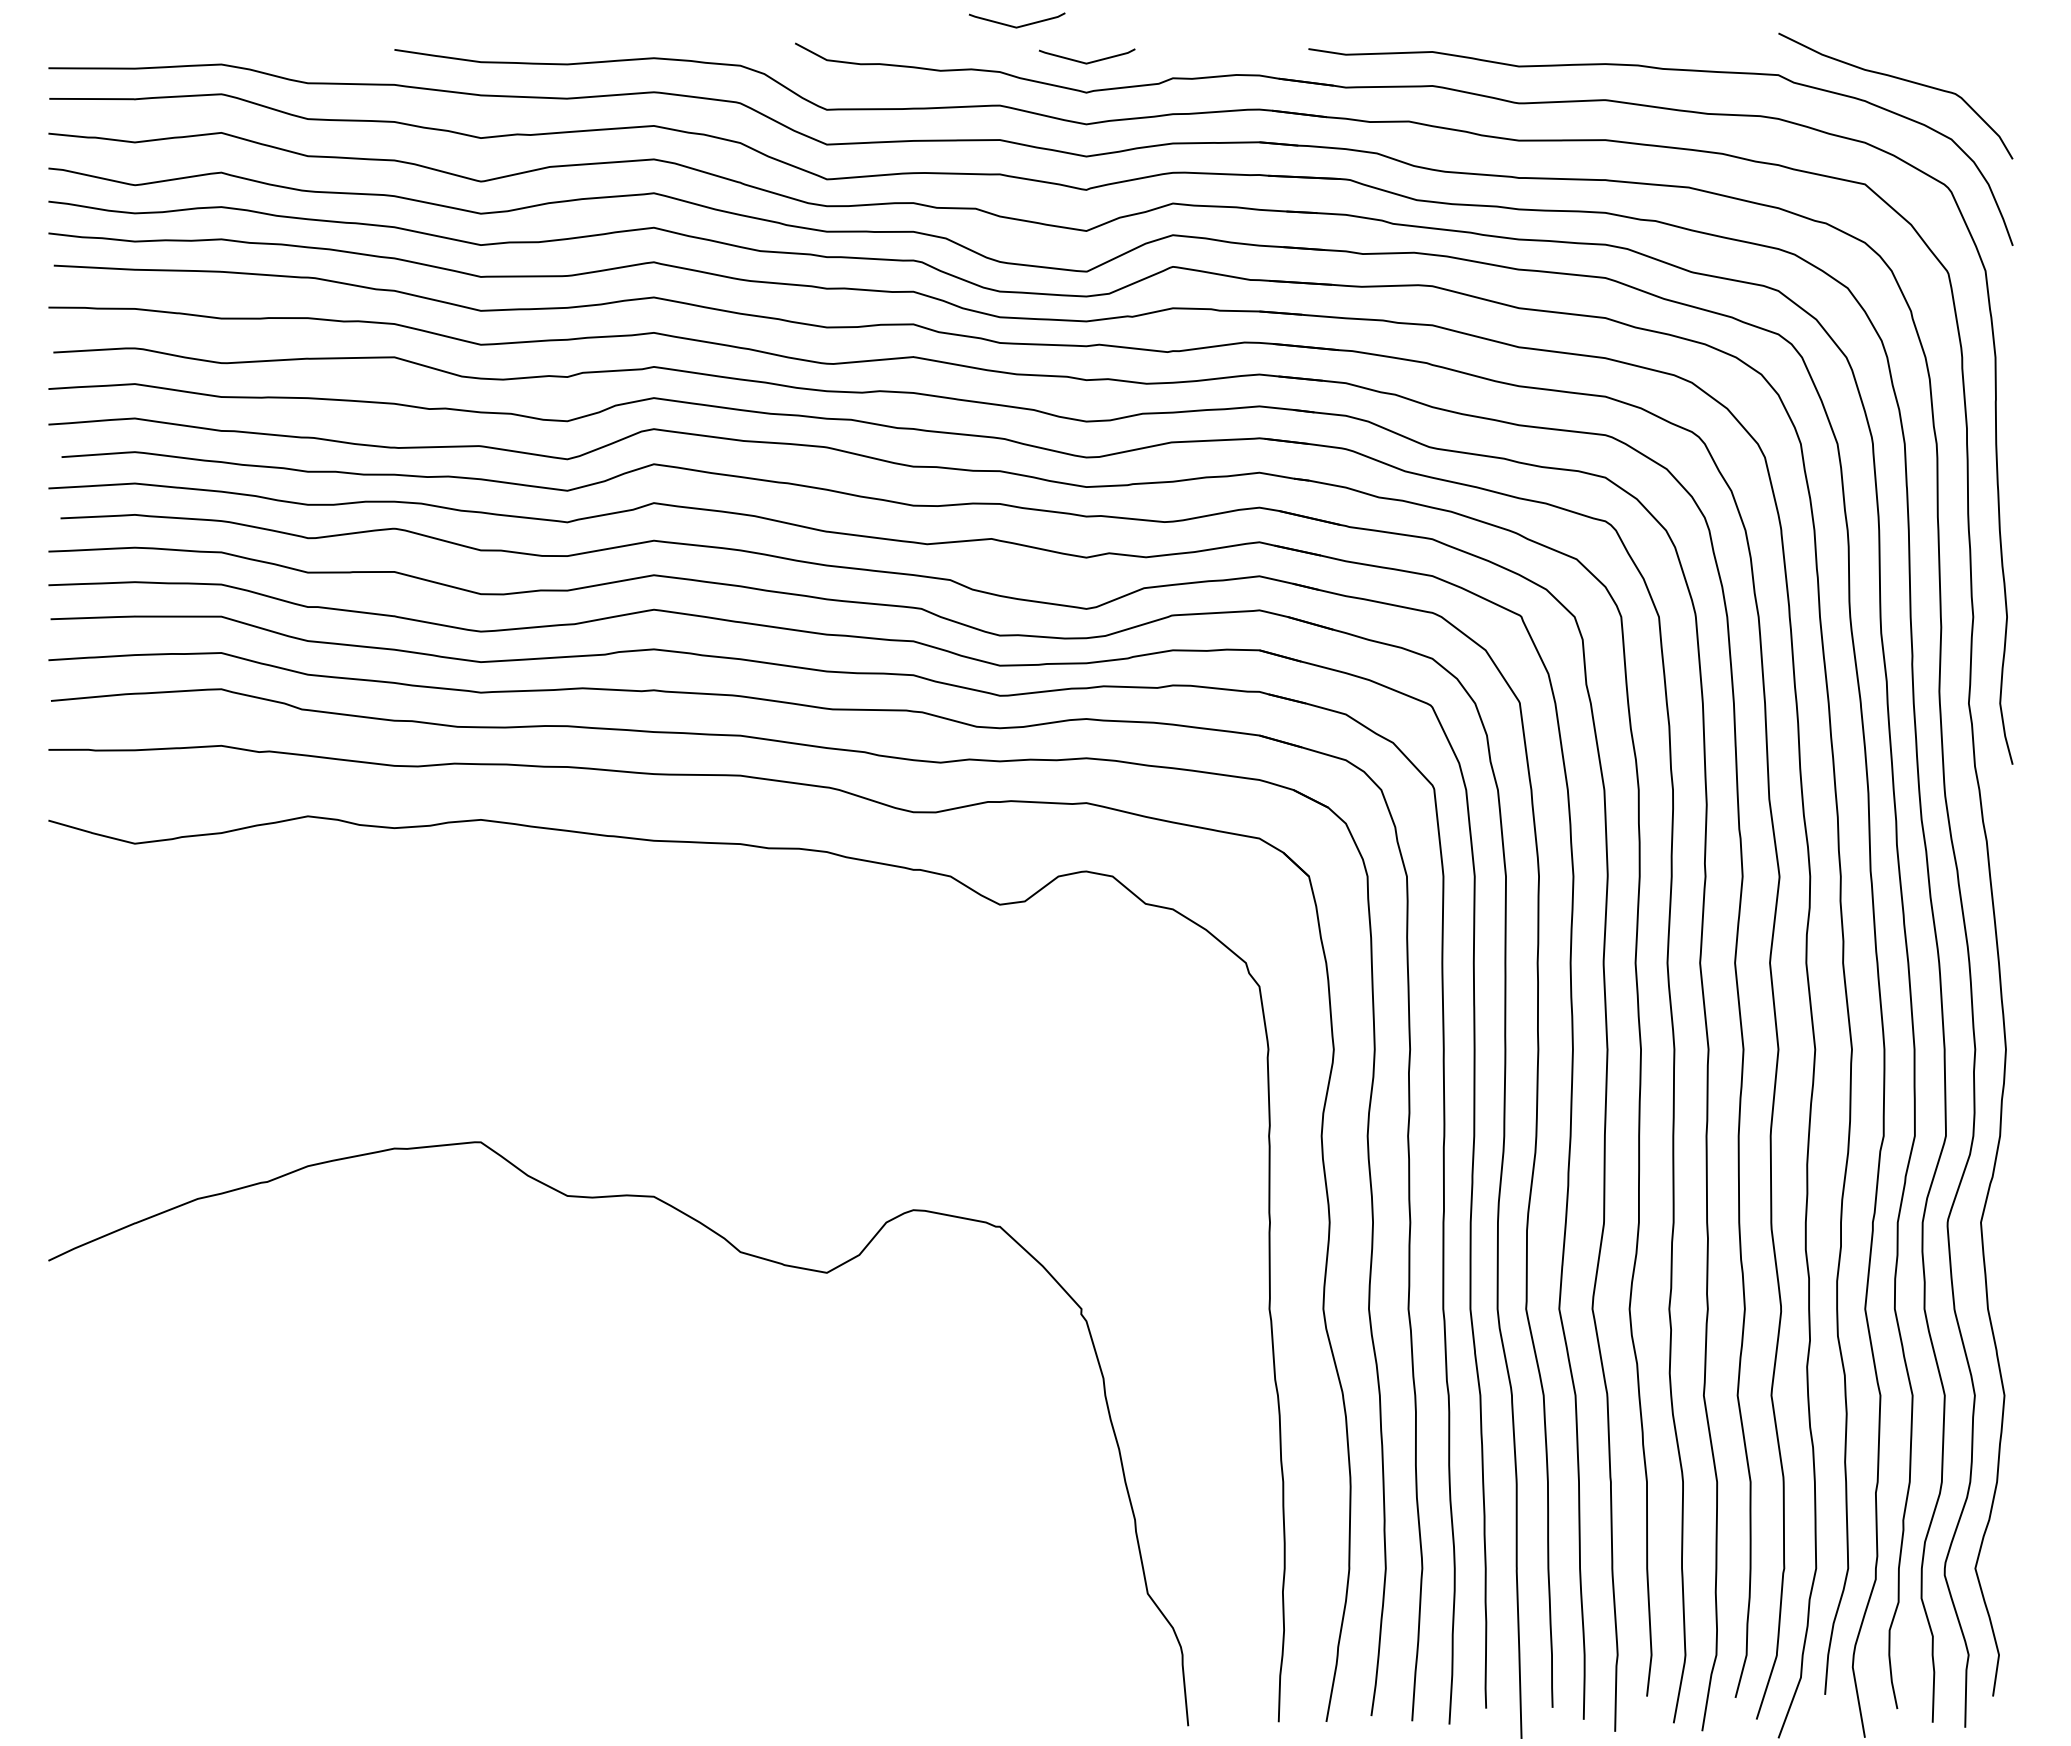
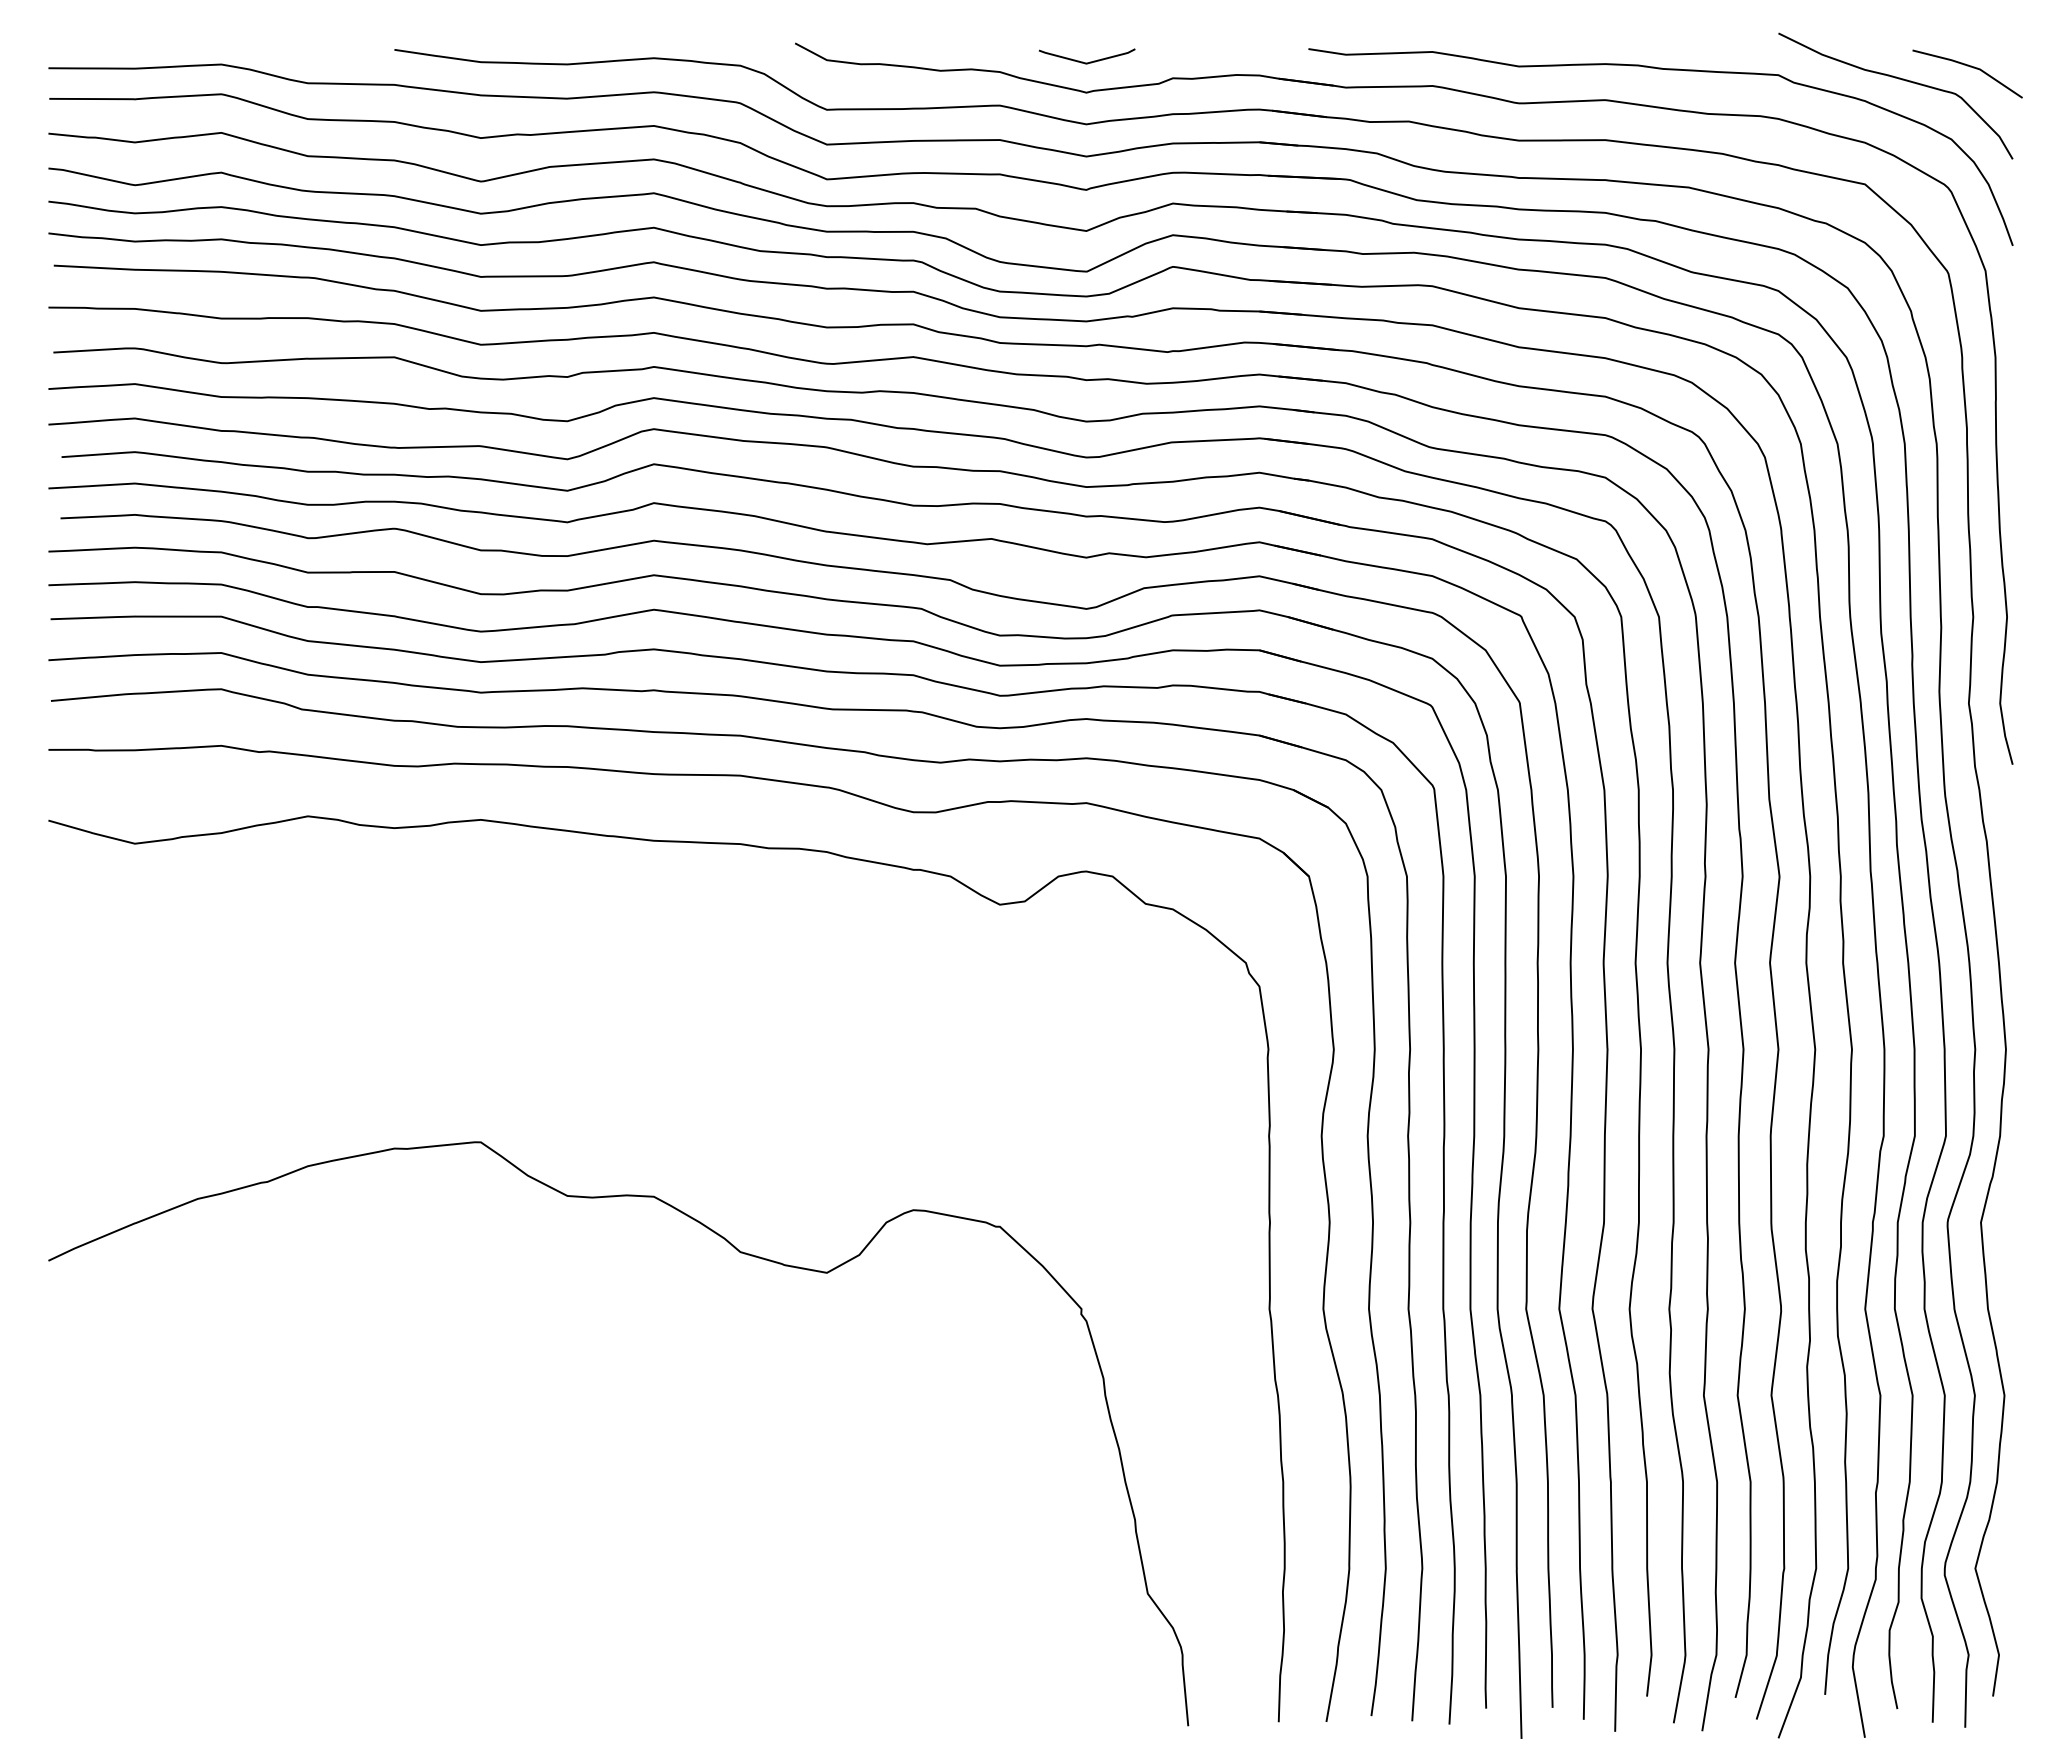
line: present -> none (1013, 25)
line: none -> present (1970, 67)
